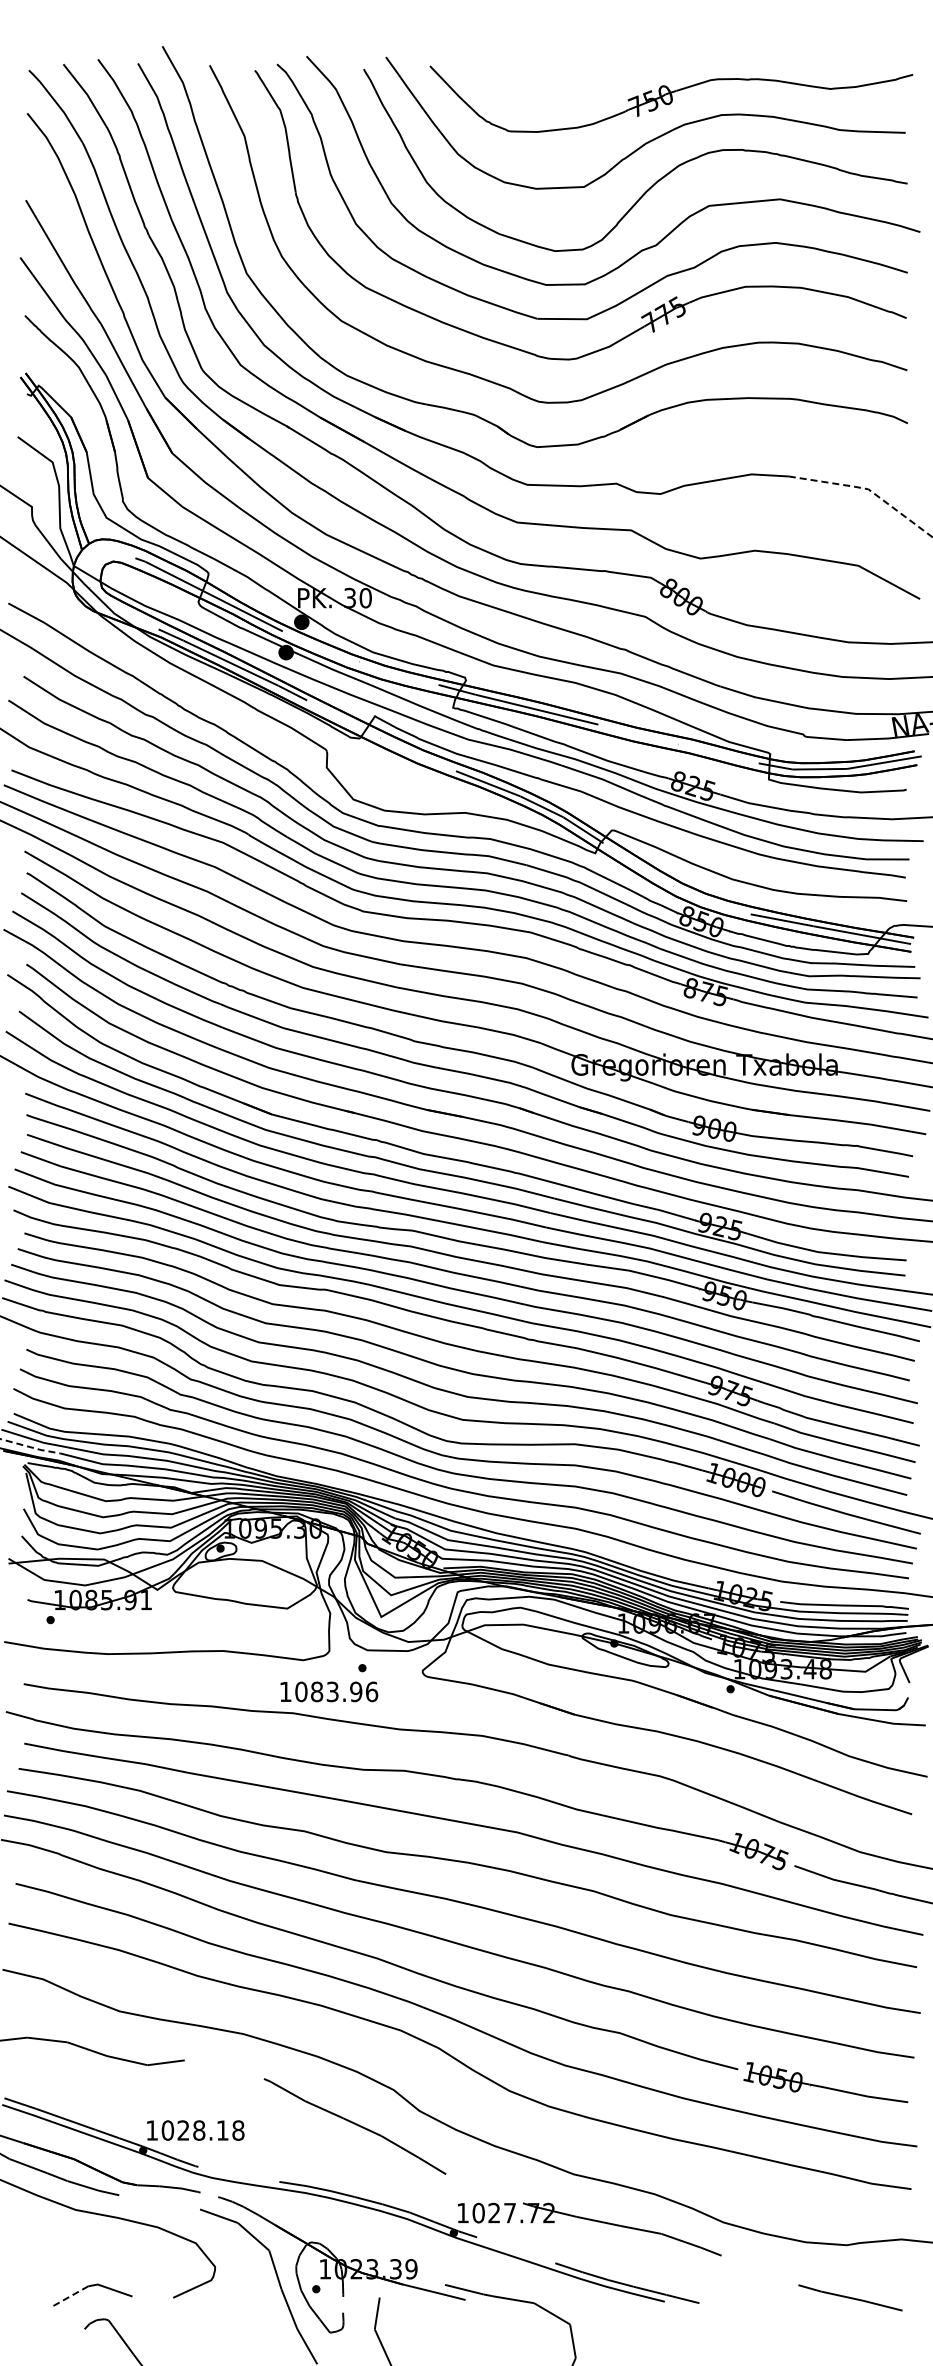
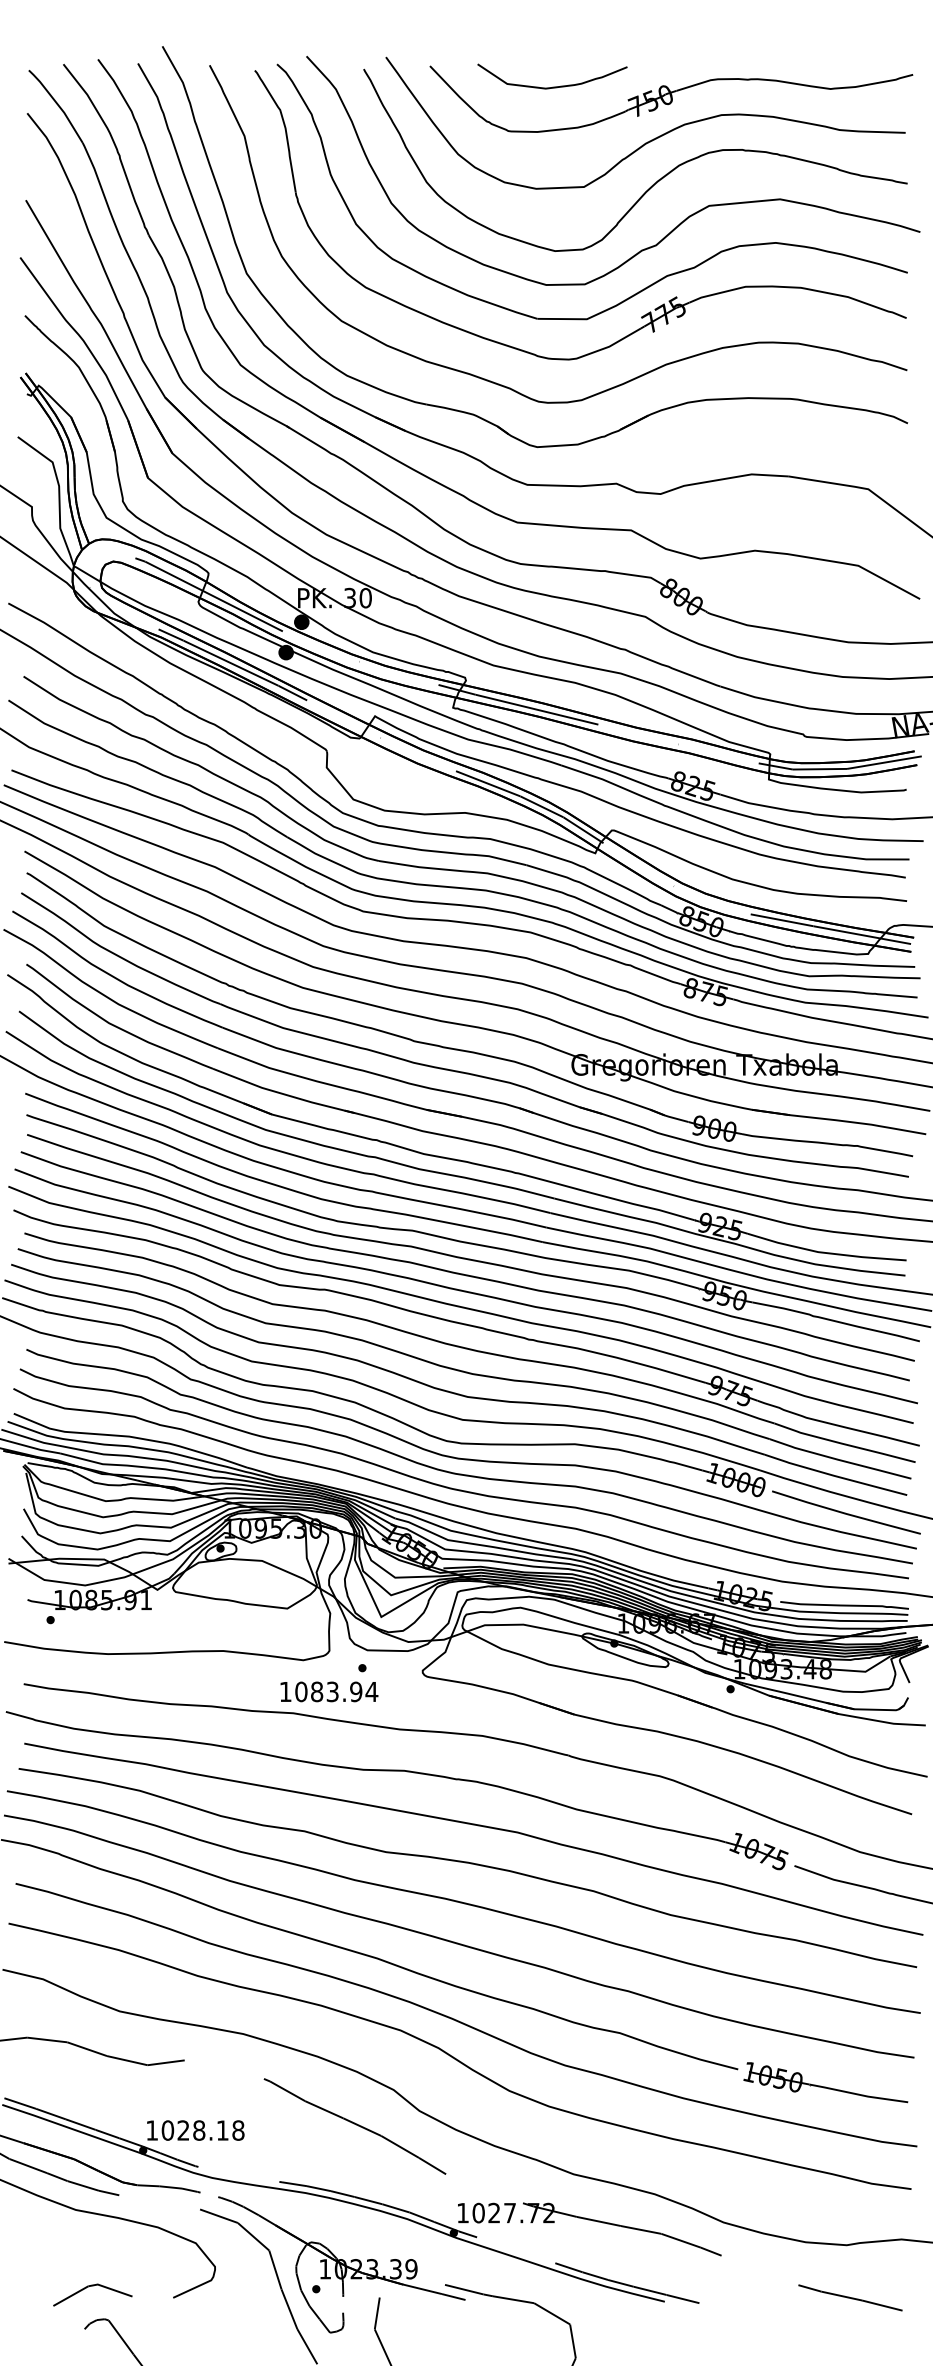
curve: none -> present (552, 86)
line: dashed -> solid (868, 489)
line: dashed -> solid (31, 1447)
text: 1083.96 -> 1083.94 (371, 1691)
line: dashed -> solid (70, 2296)
